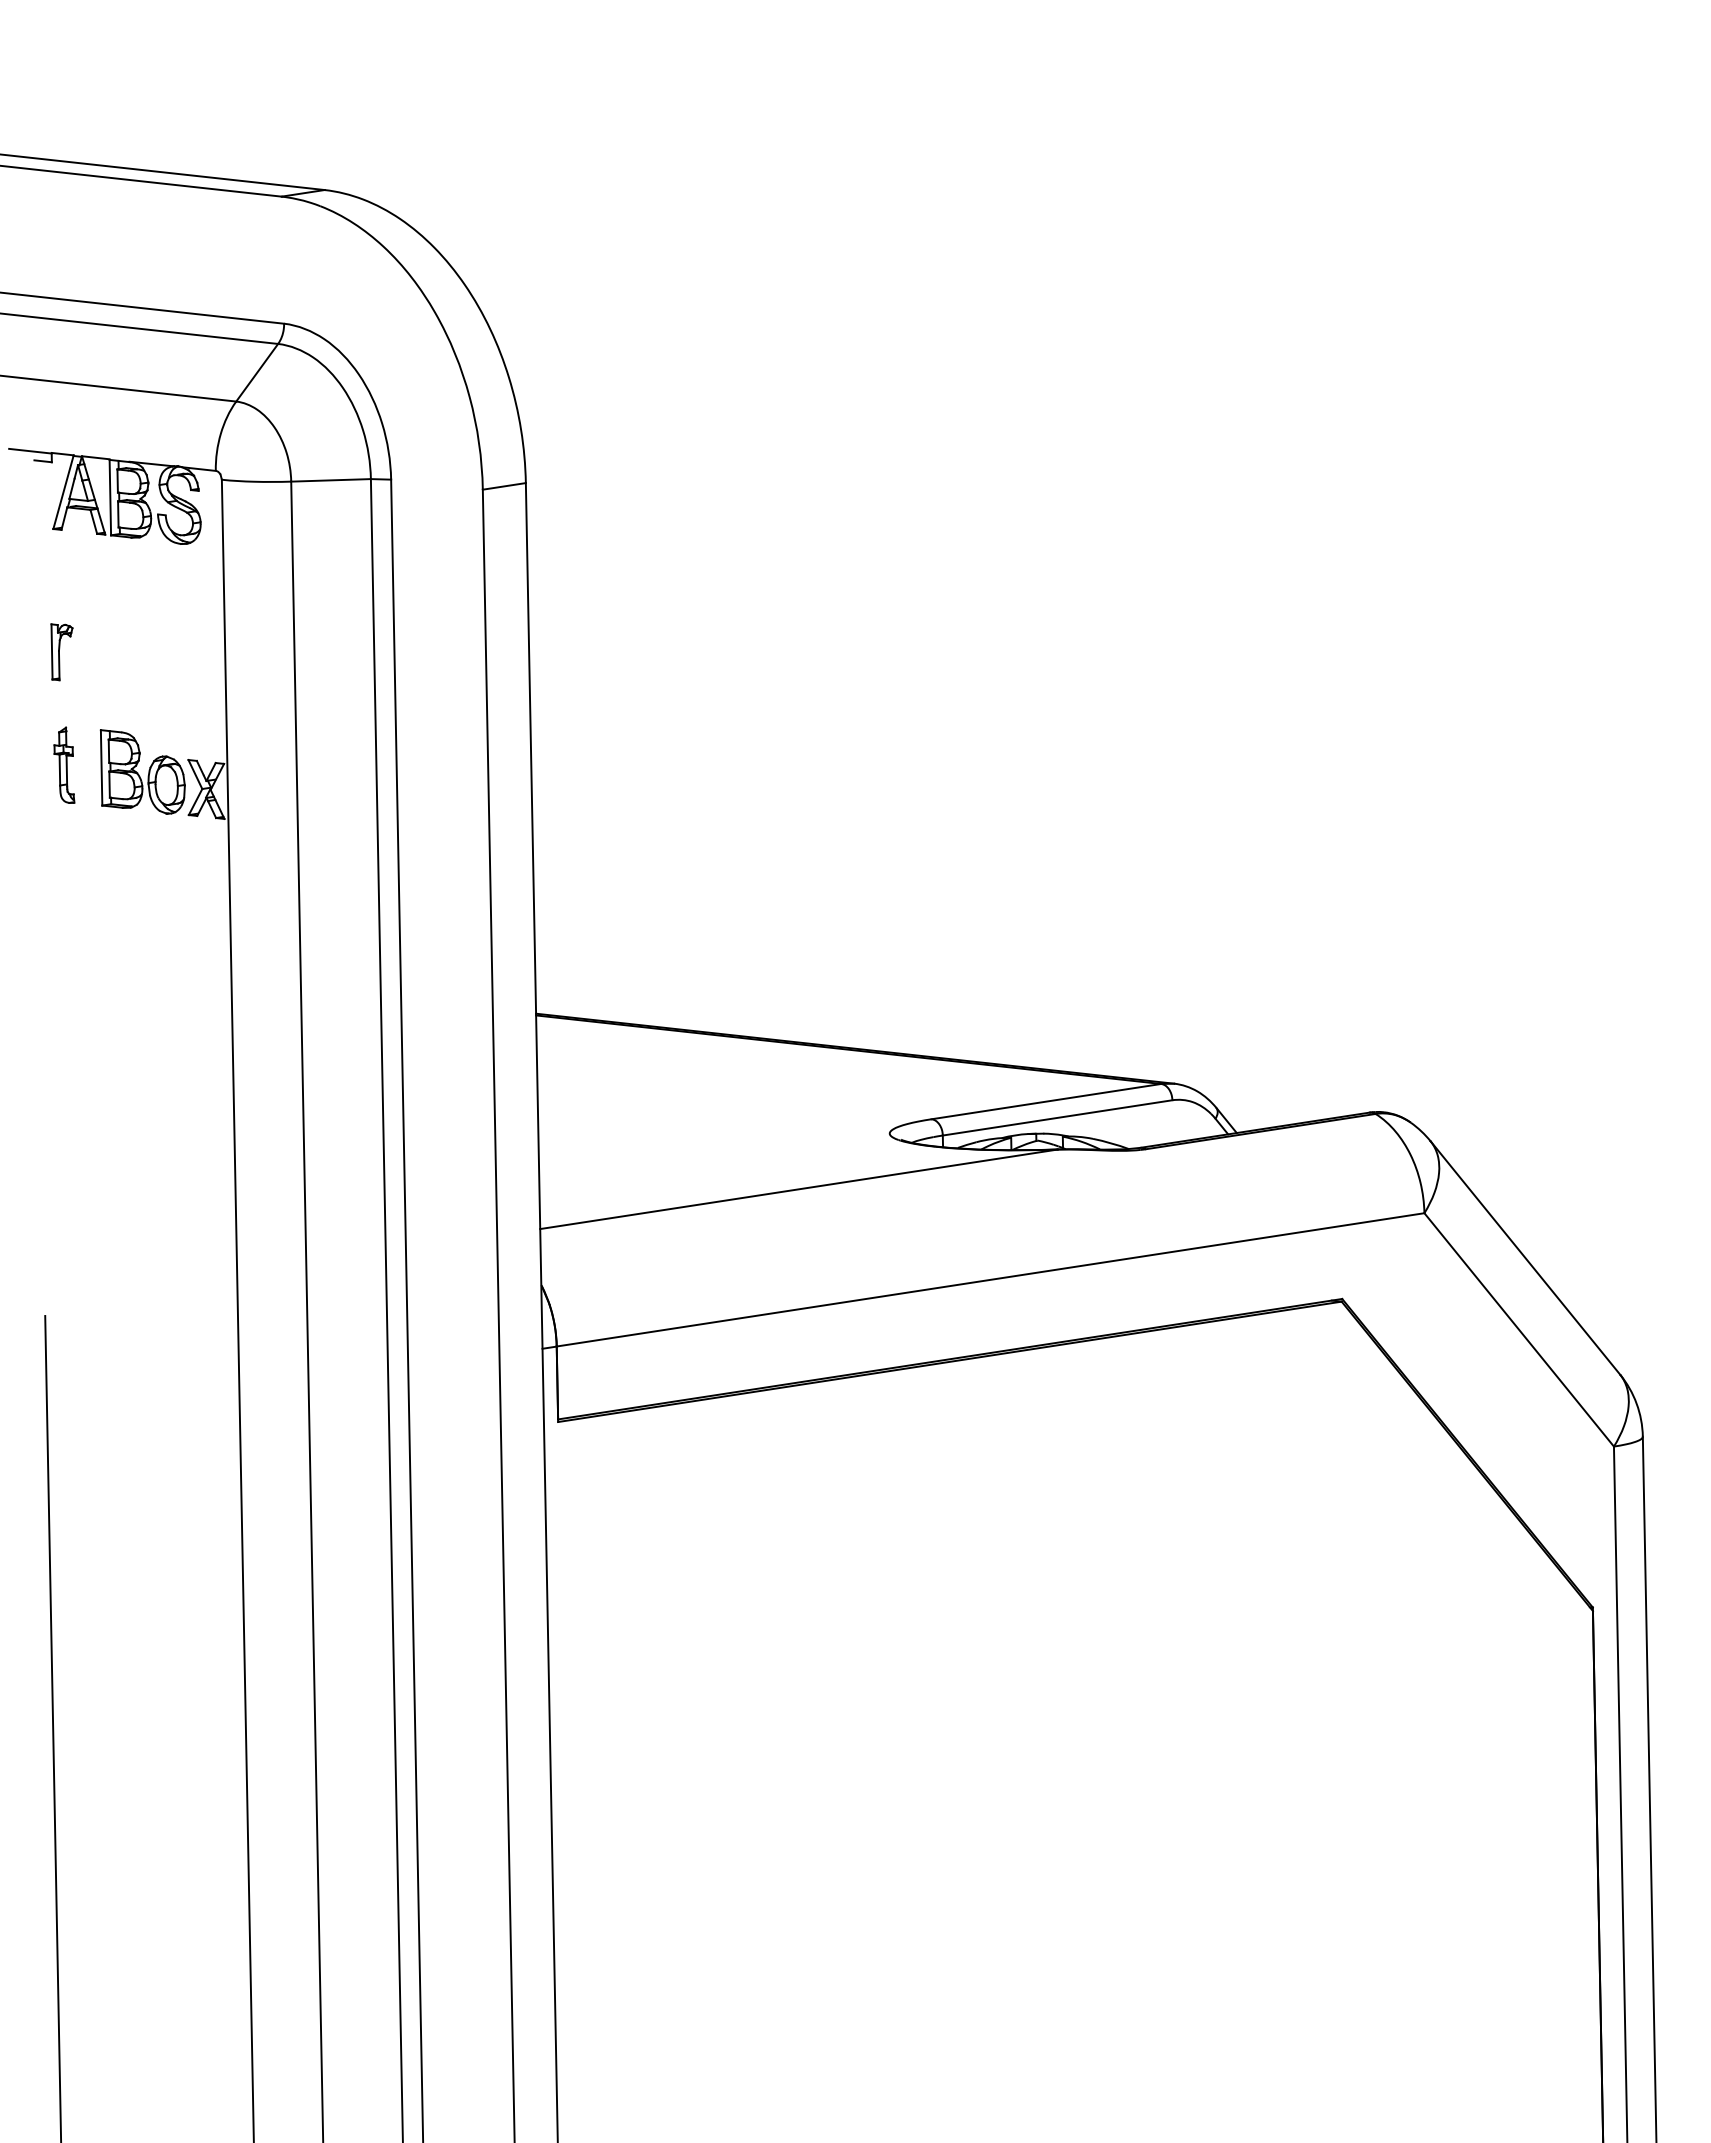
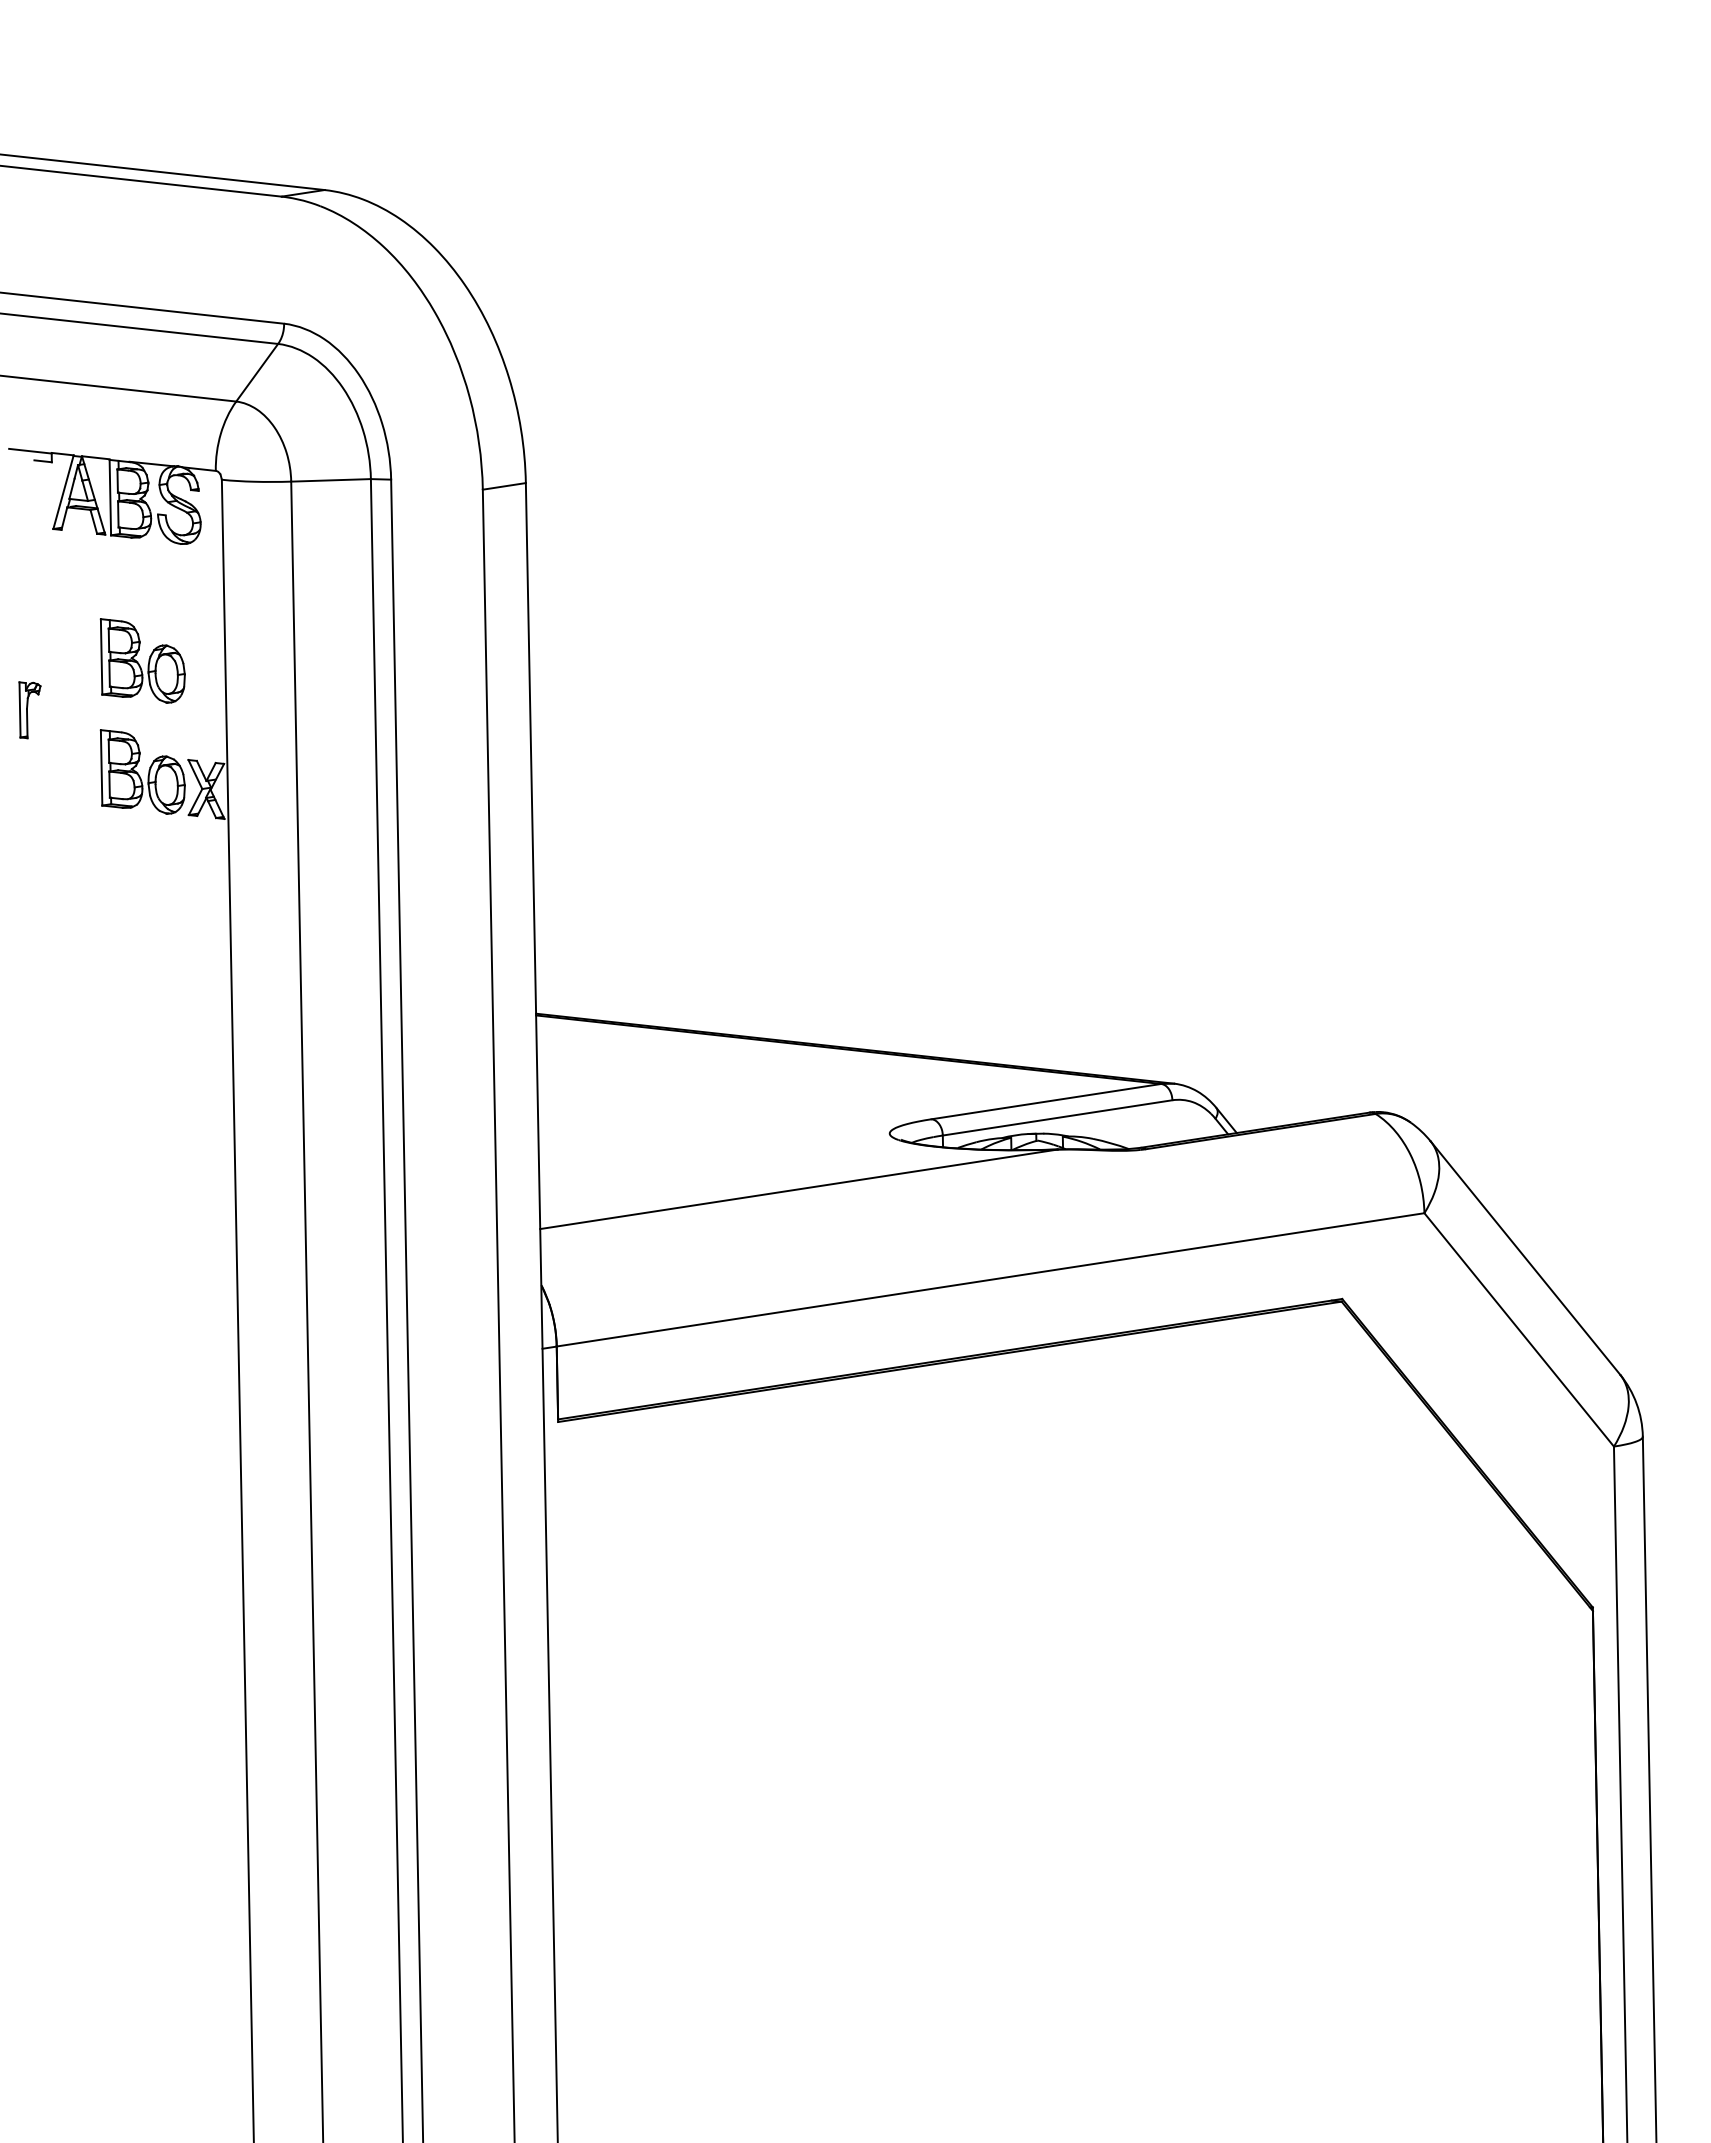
part position: (61, 652) -> (29, 710) (29, 710)
part: none -> present (142, 660)
part: present -> none (64, 764)
line: present -> none (53, 1727)
